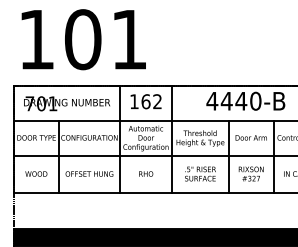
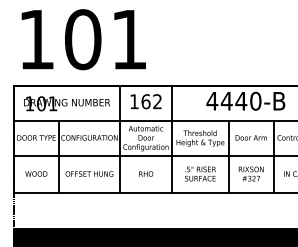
text: 701 -> 101 (29, 103)
